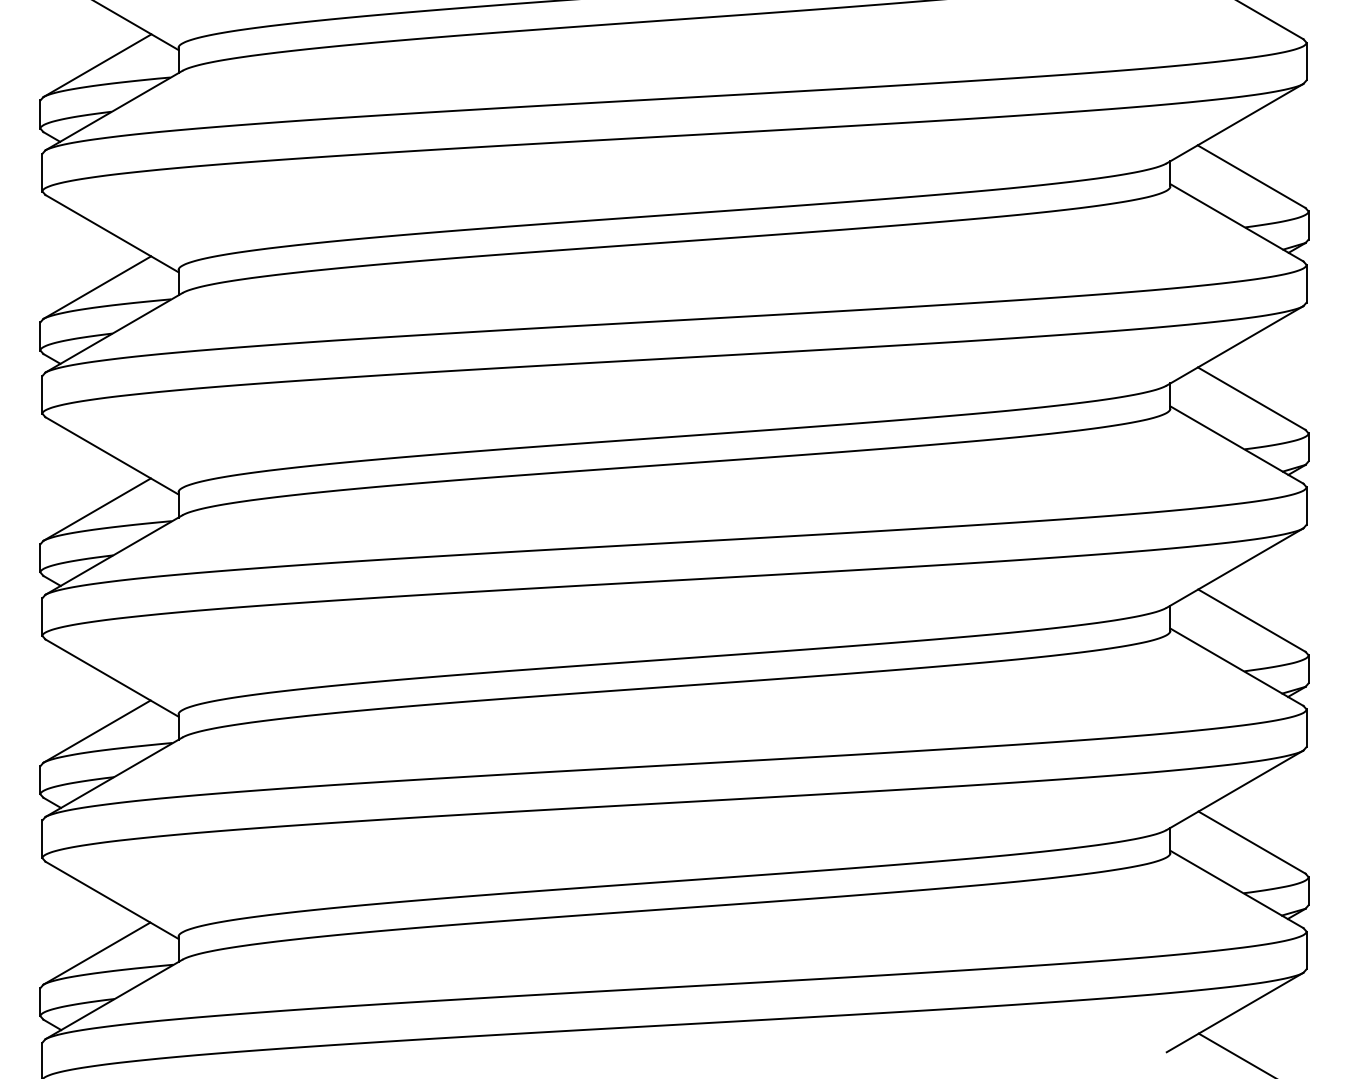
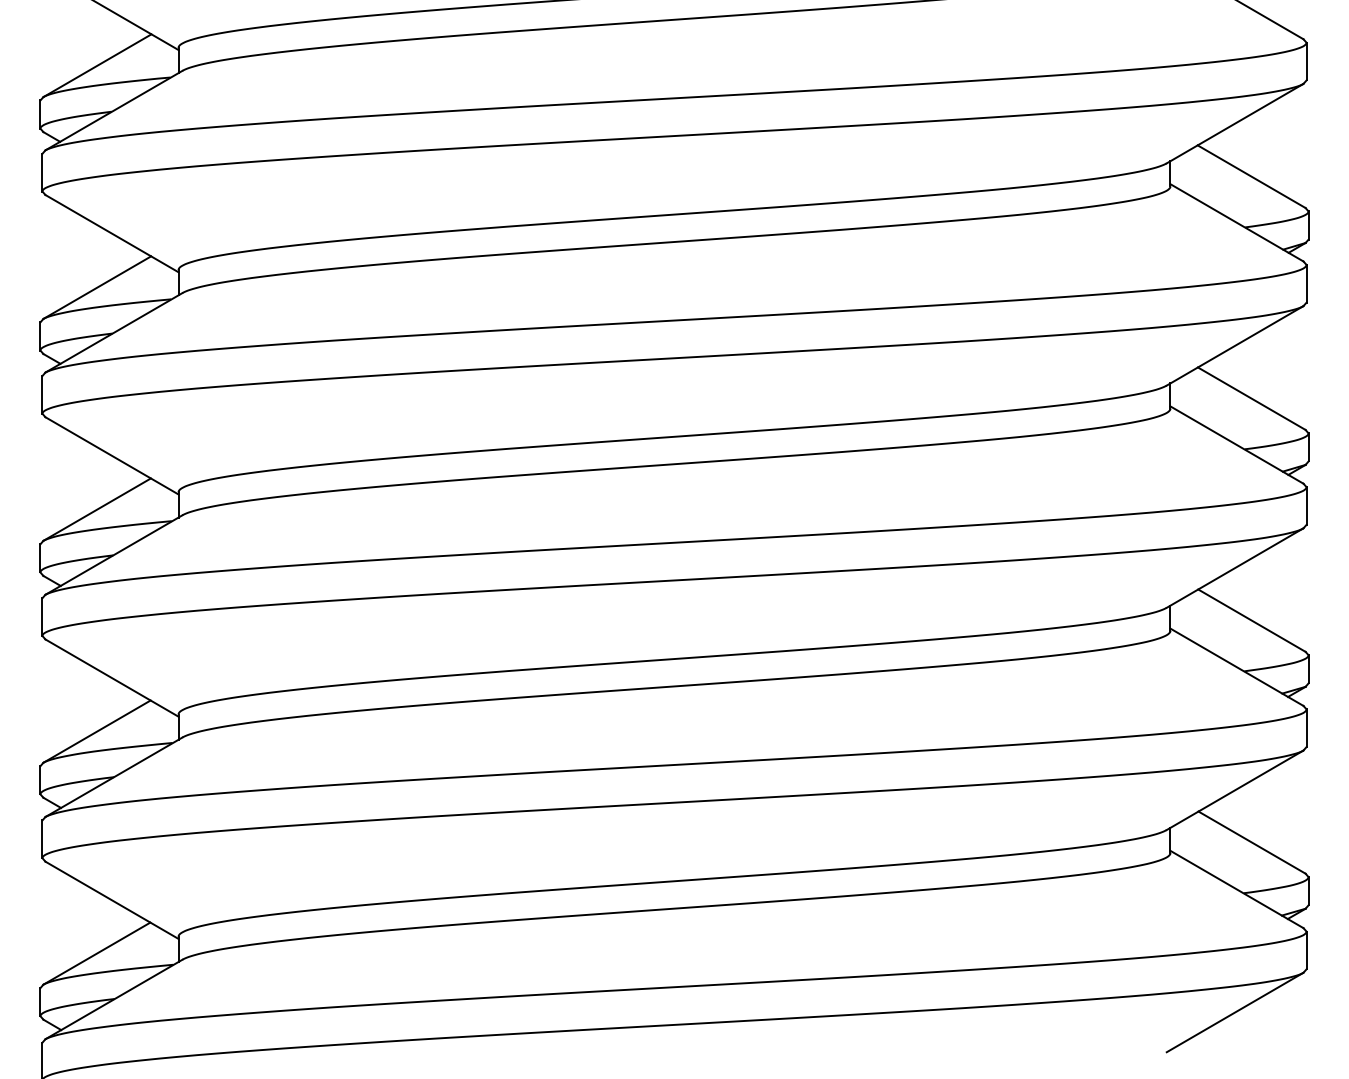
line: present -> none (1234, 1054)
